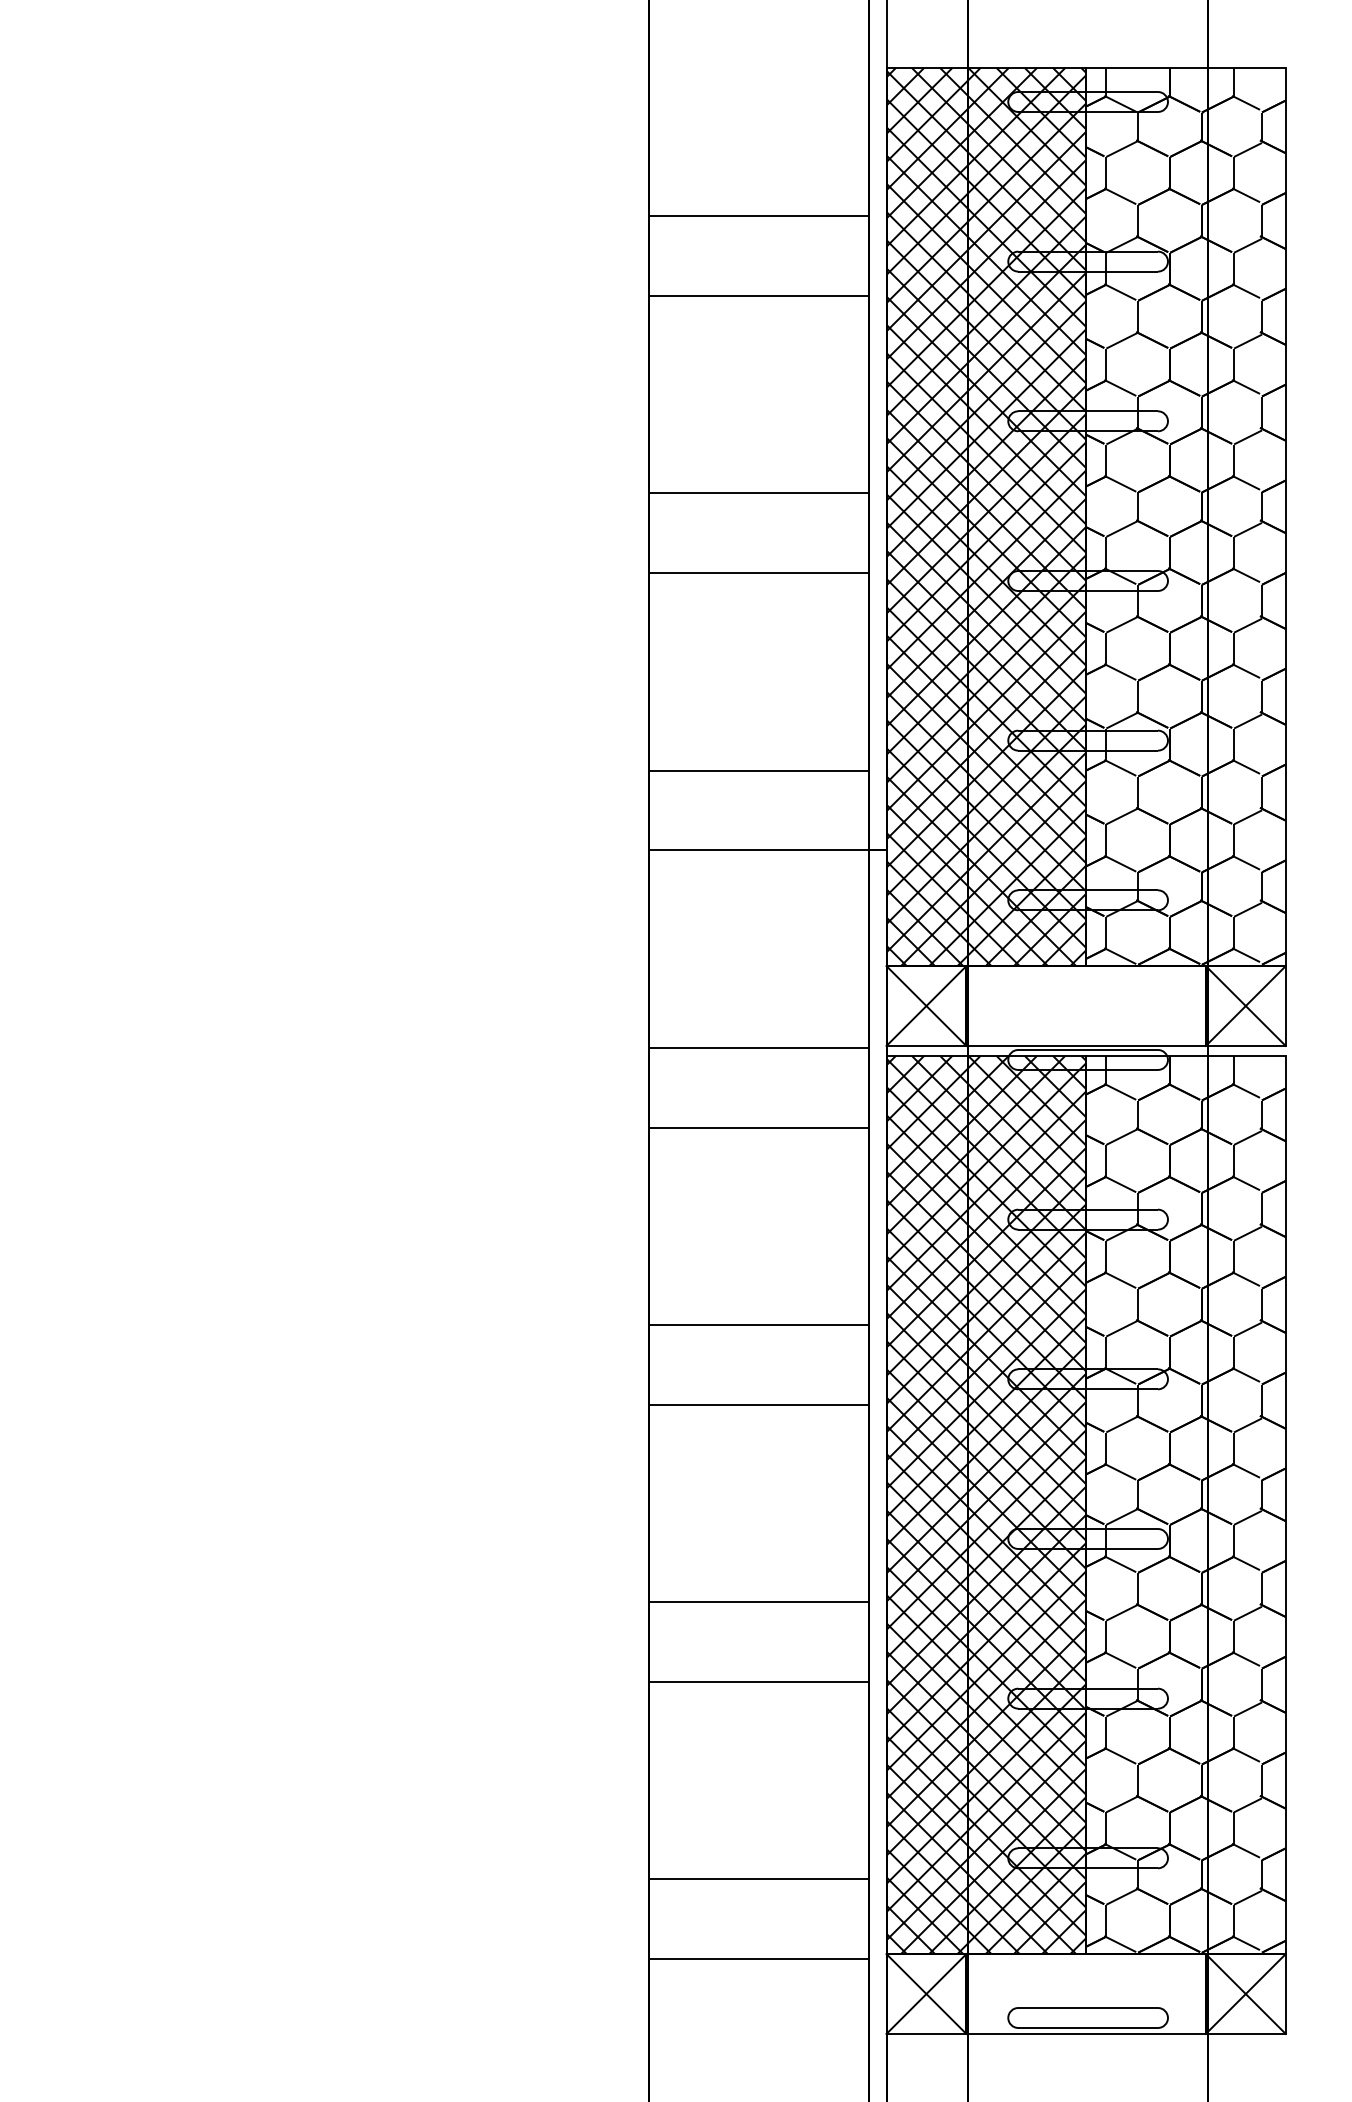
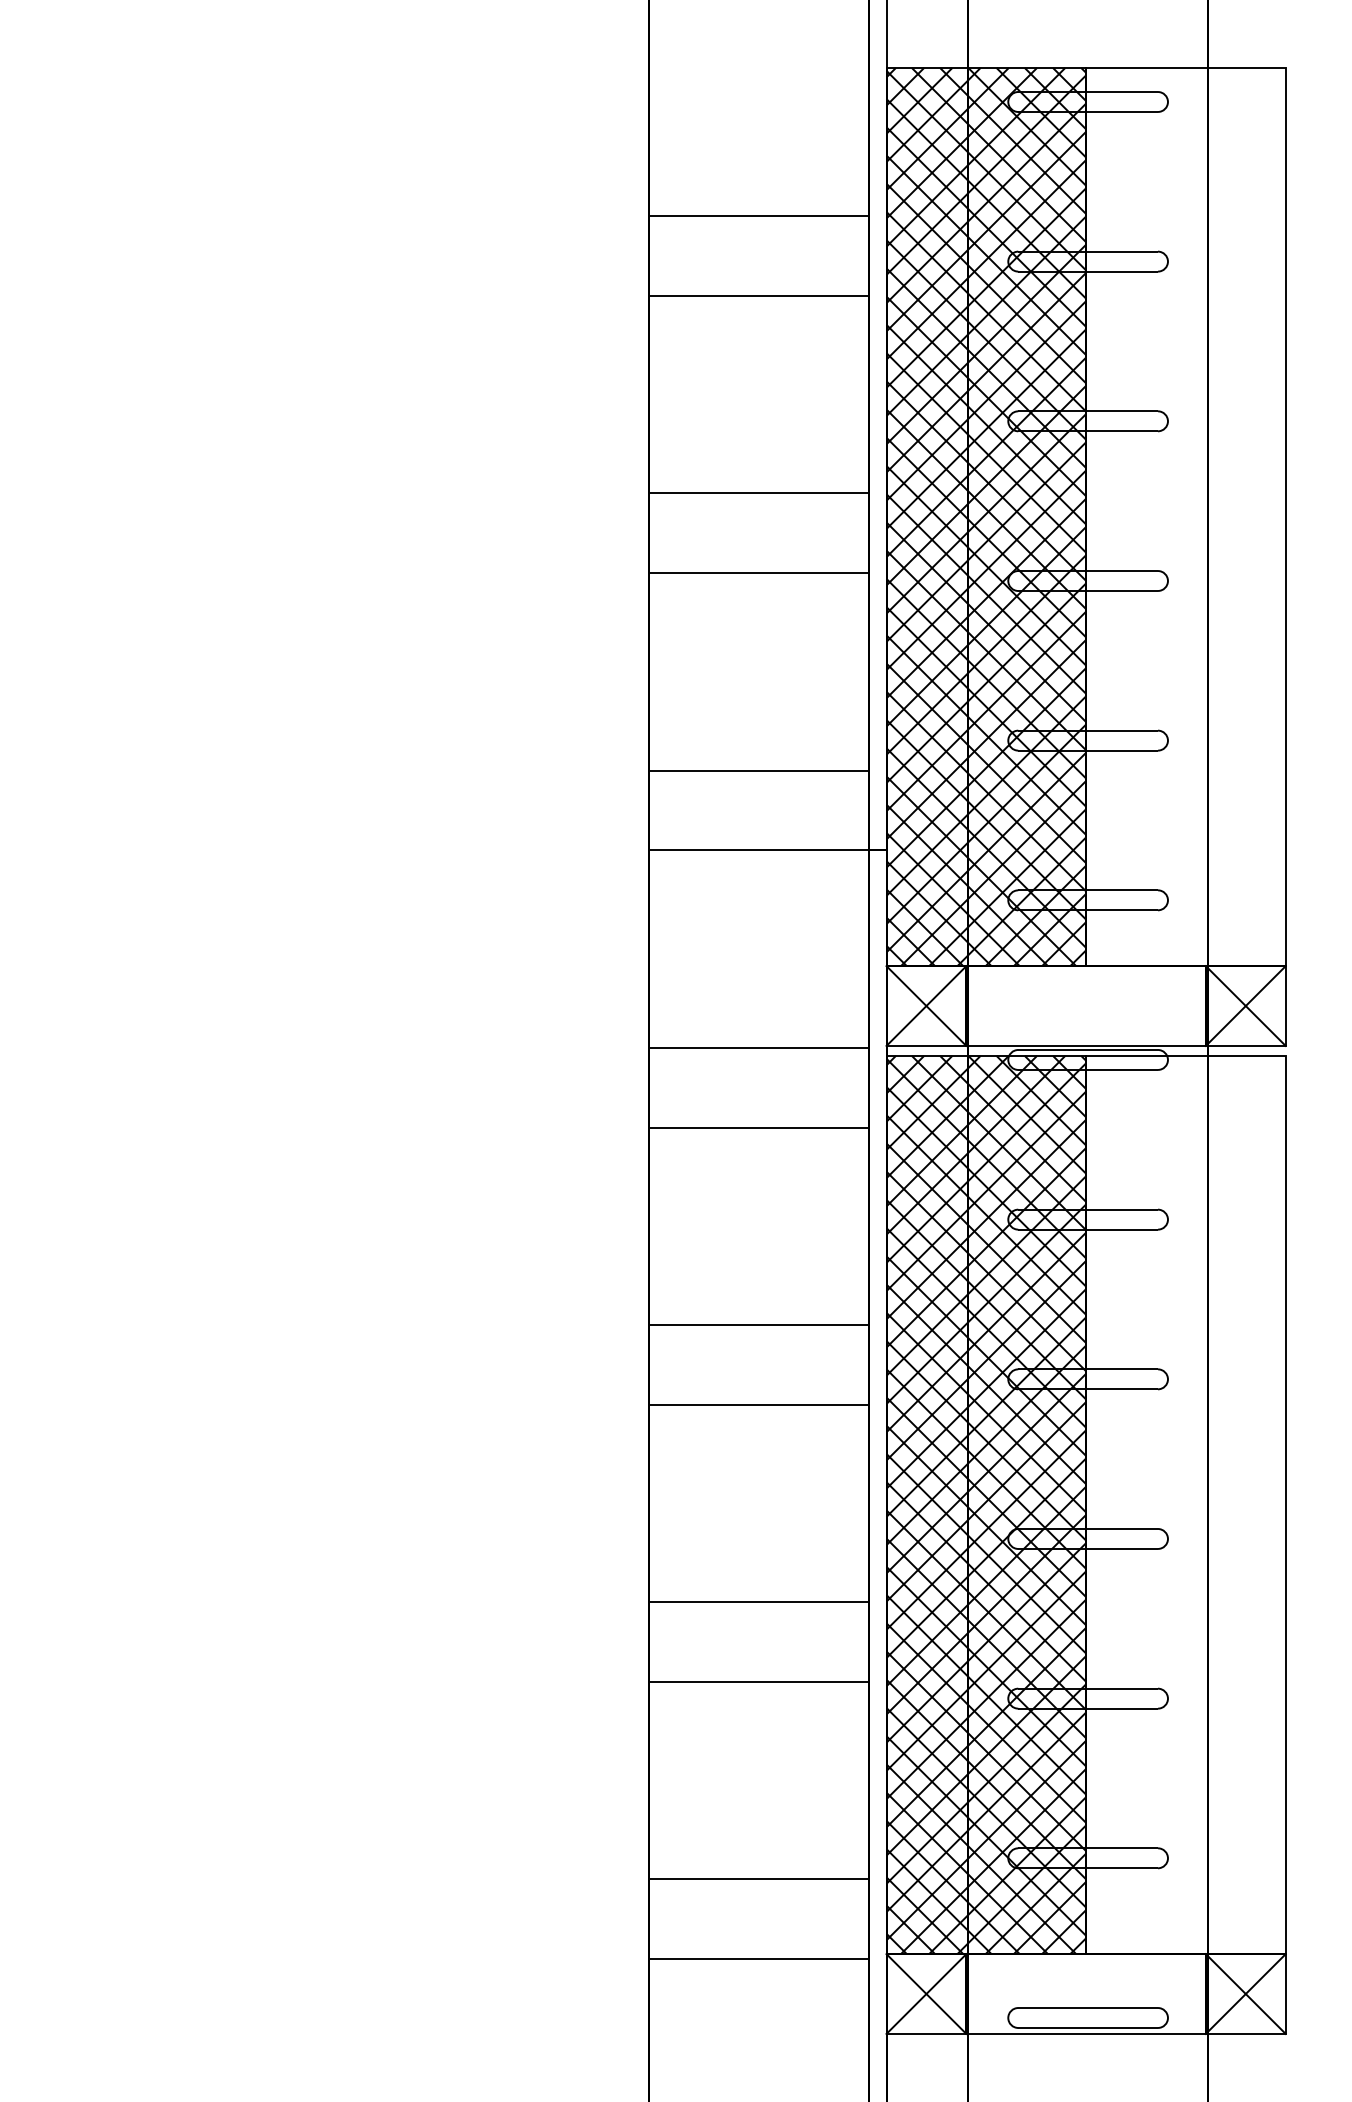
hatch: present -> none (1185, 517)
hatch: present -> none (1185, 1504)
